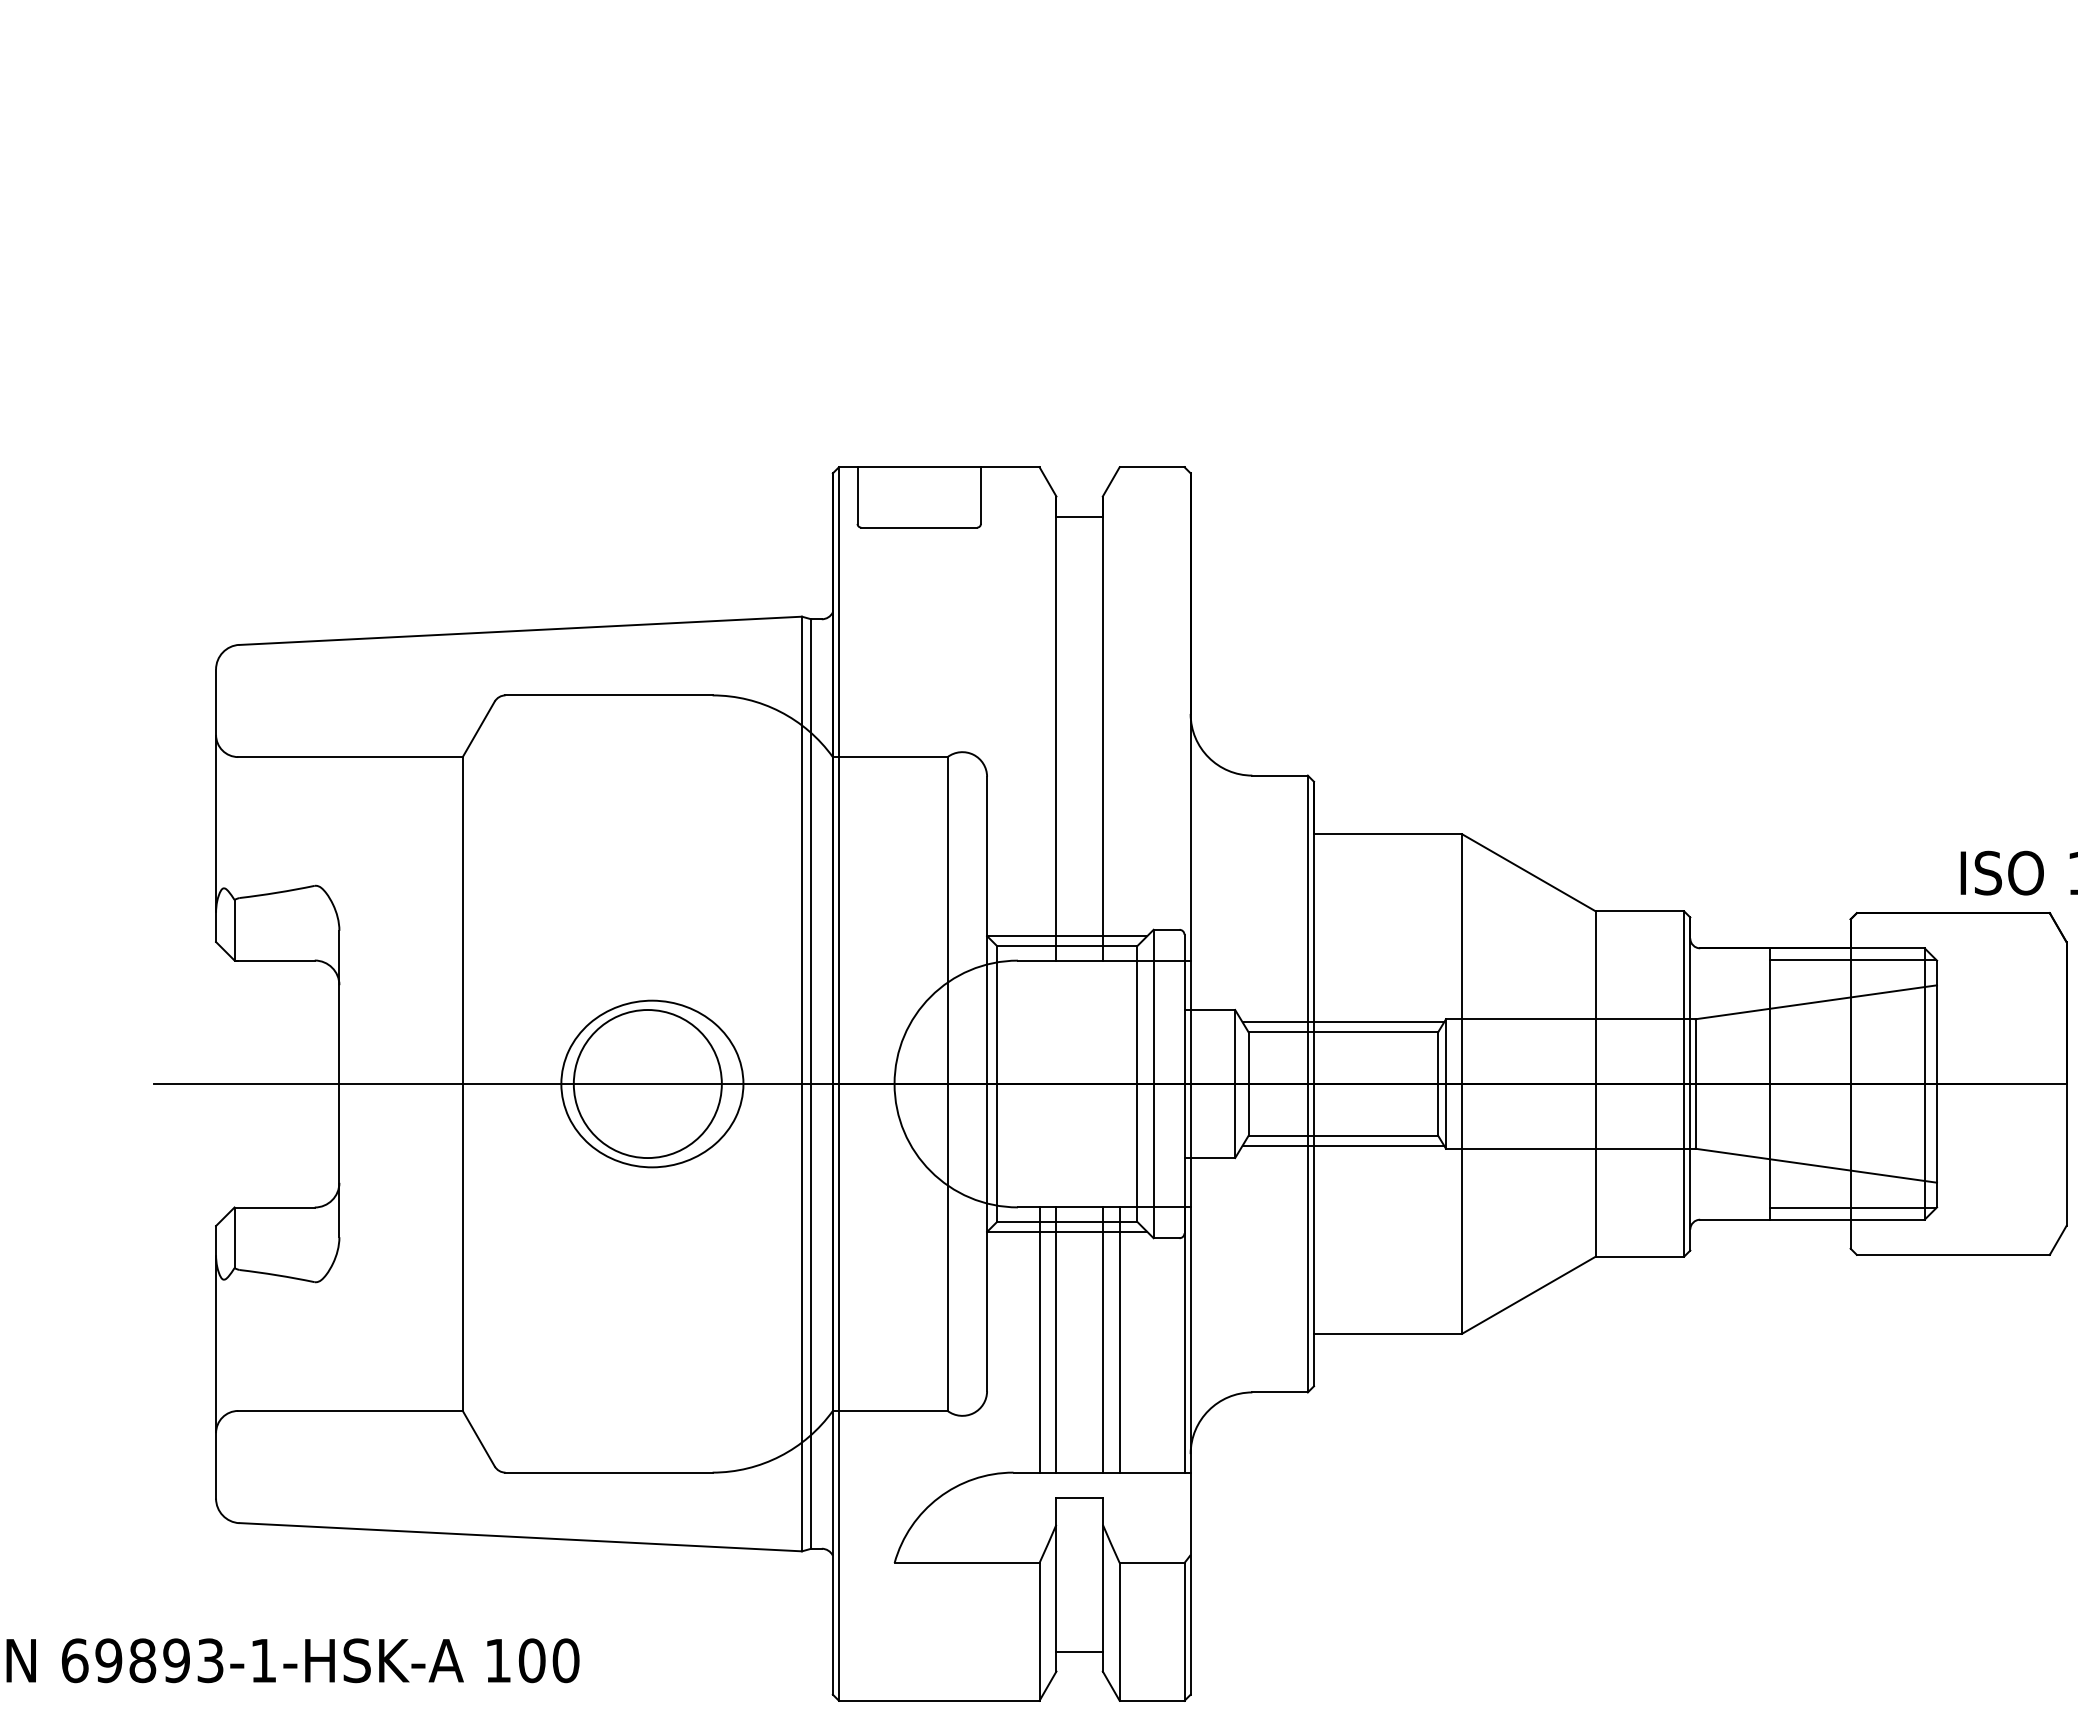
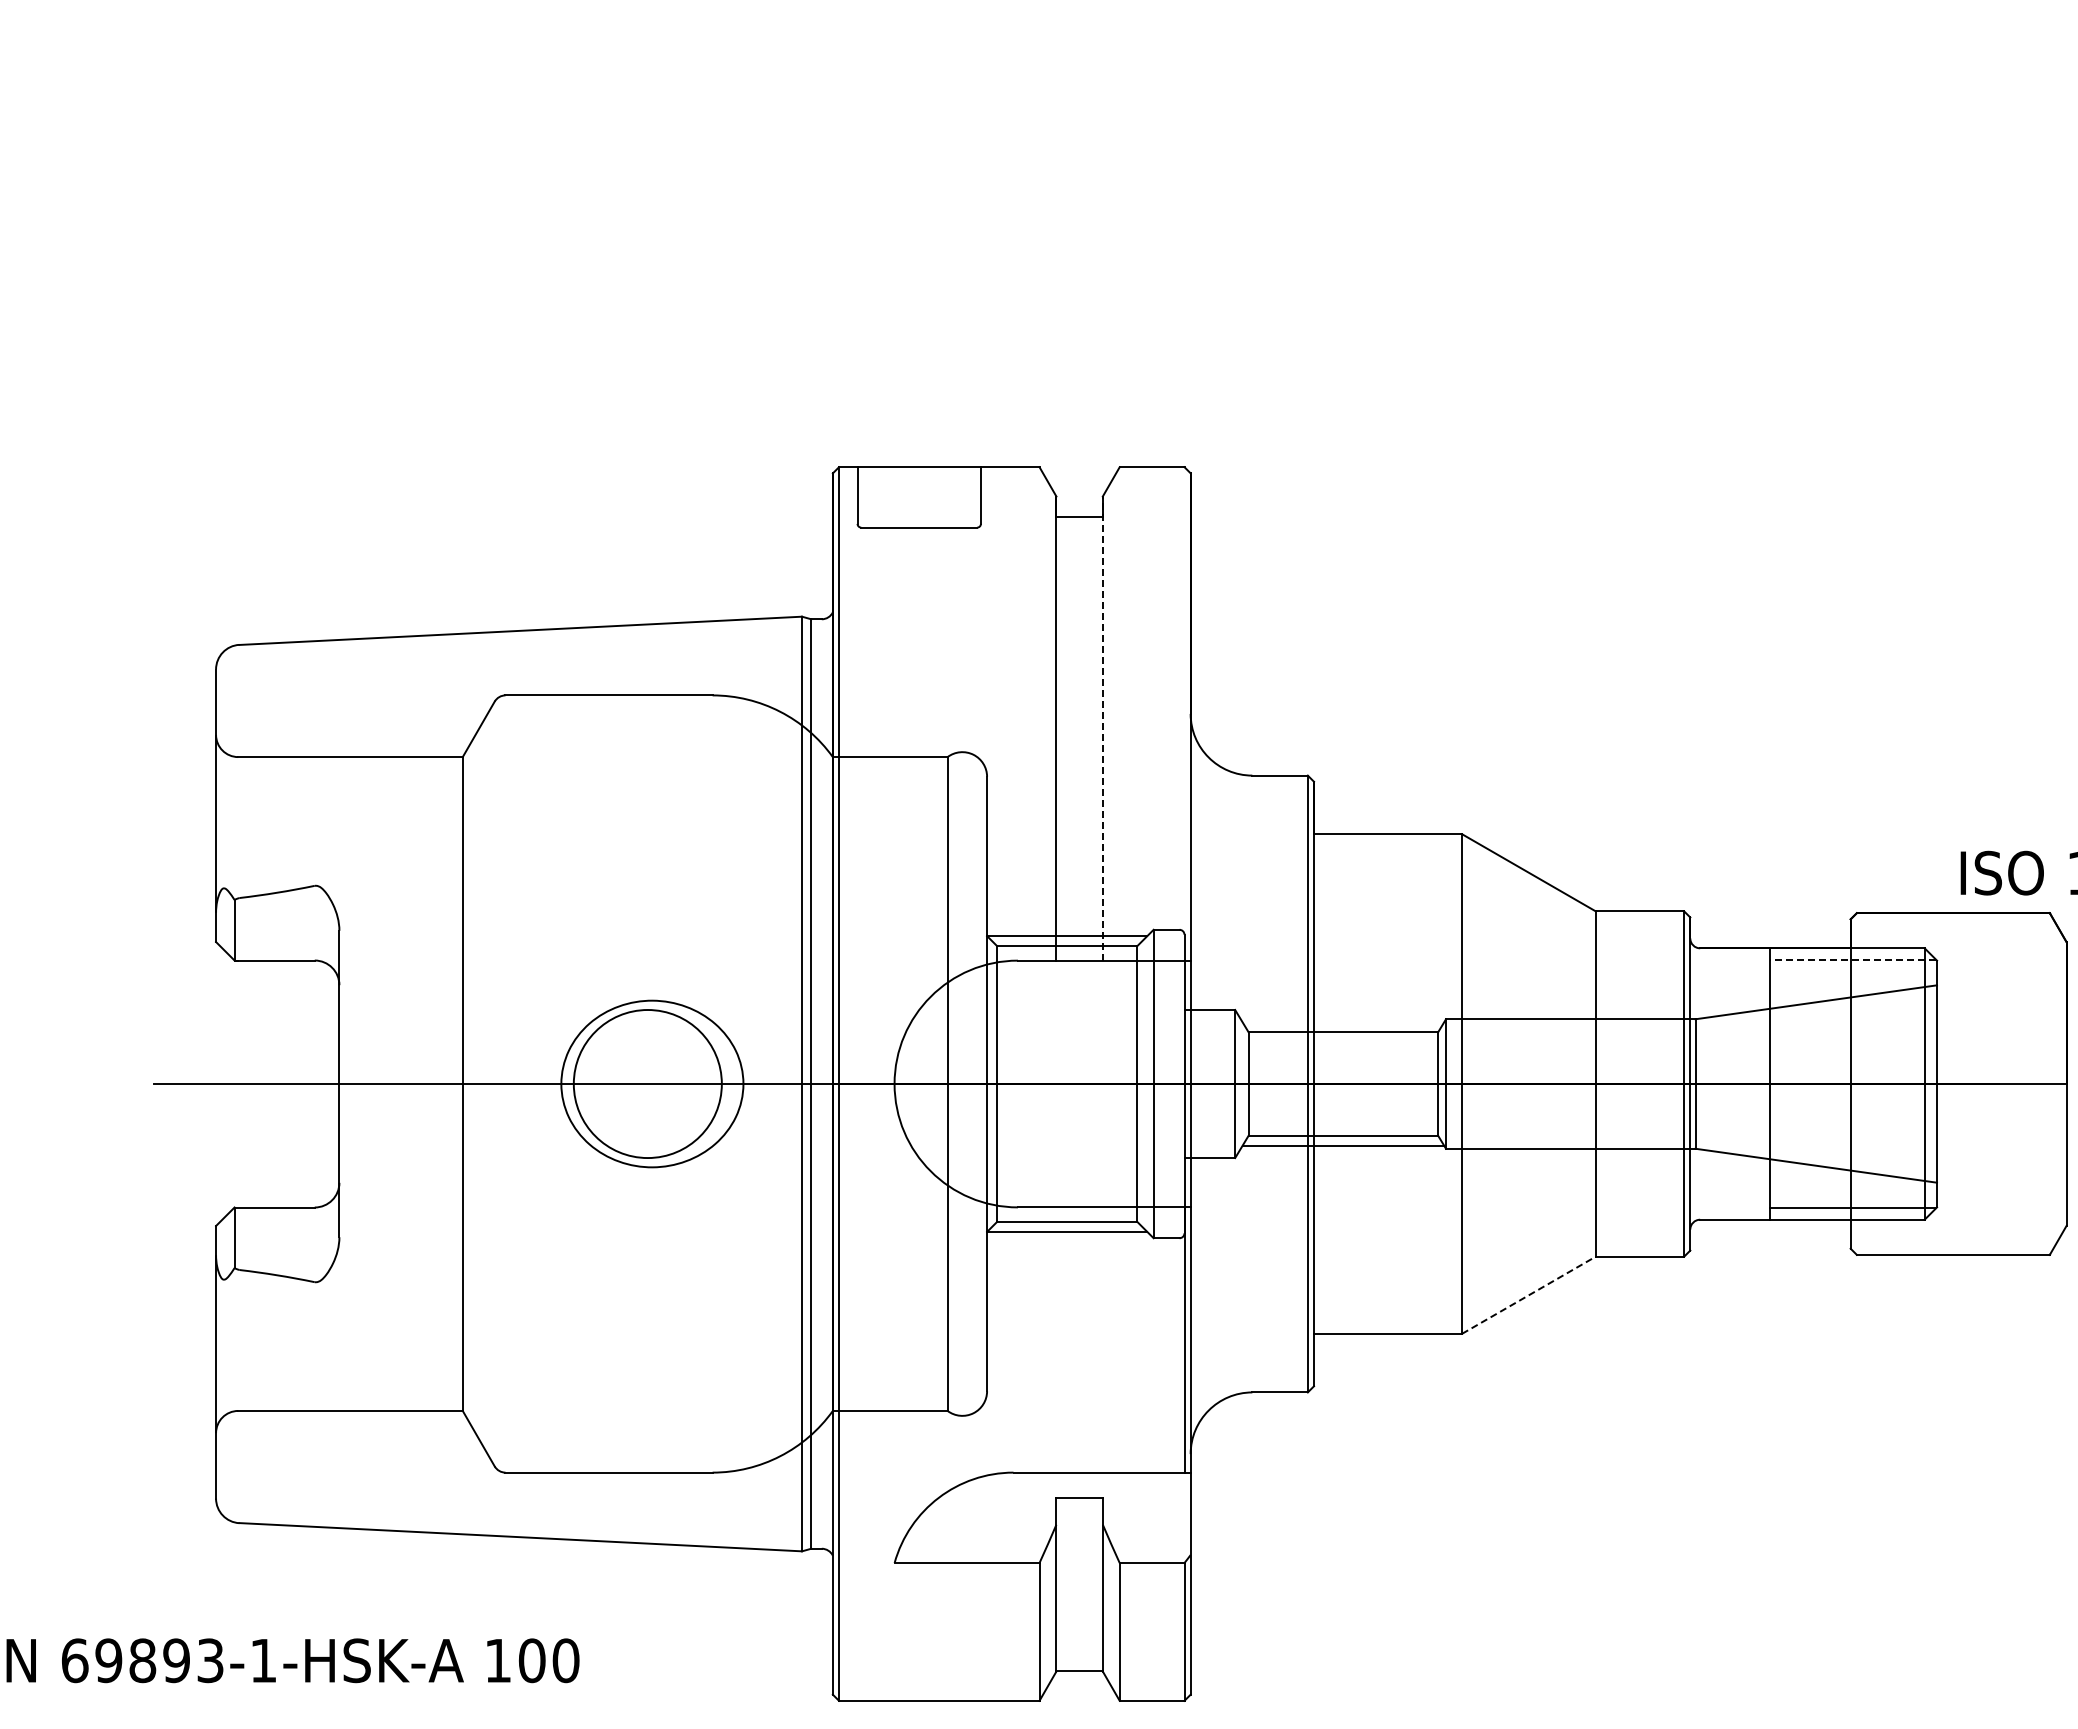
line: solid -> dashed (1102, 728)
line: solid -> dashed (1853, 959)
line: present -> none (1343, 1022)
line: solid -> dashed (1529, 1295)
line: present -> none (1039, 1339)
line: present -> none (1056, 1339)
line: present -> none (1102, 1339)
line: present -> none (1119, 1339)
line position: (1079, 1651) -> (1079, 1670) (1079, 1670)
